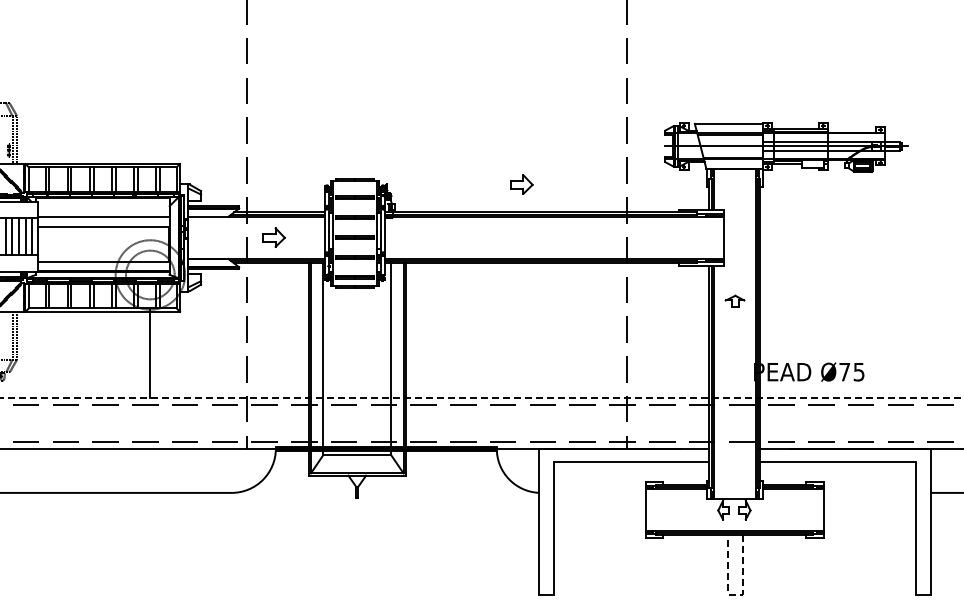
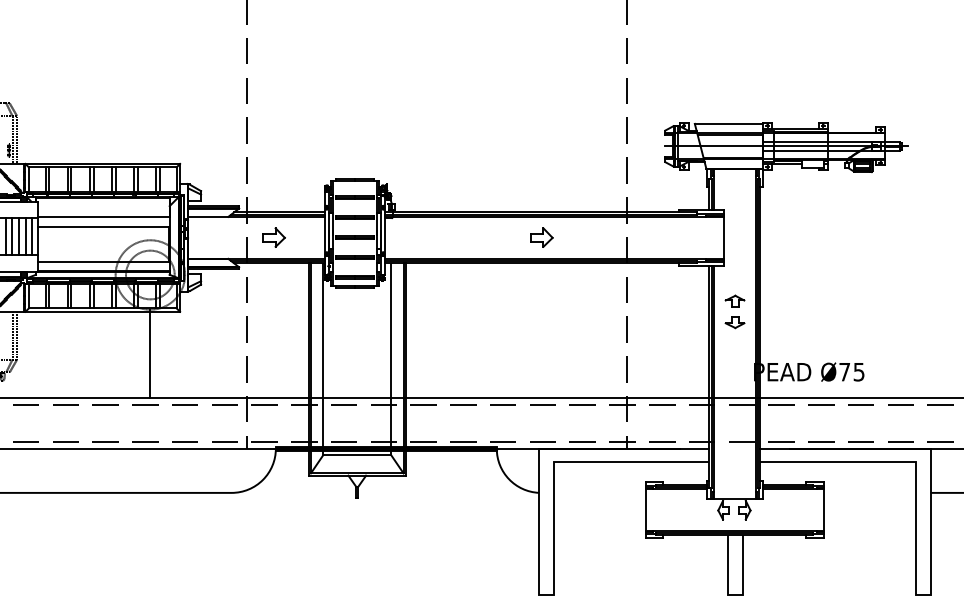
part position: (521, 184) -> (541, 237) (541, 237)
part: none -> present (734, 322)
line: dashed -> solid (482, 398)
line: dashed -> solid (734, 594)
